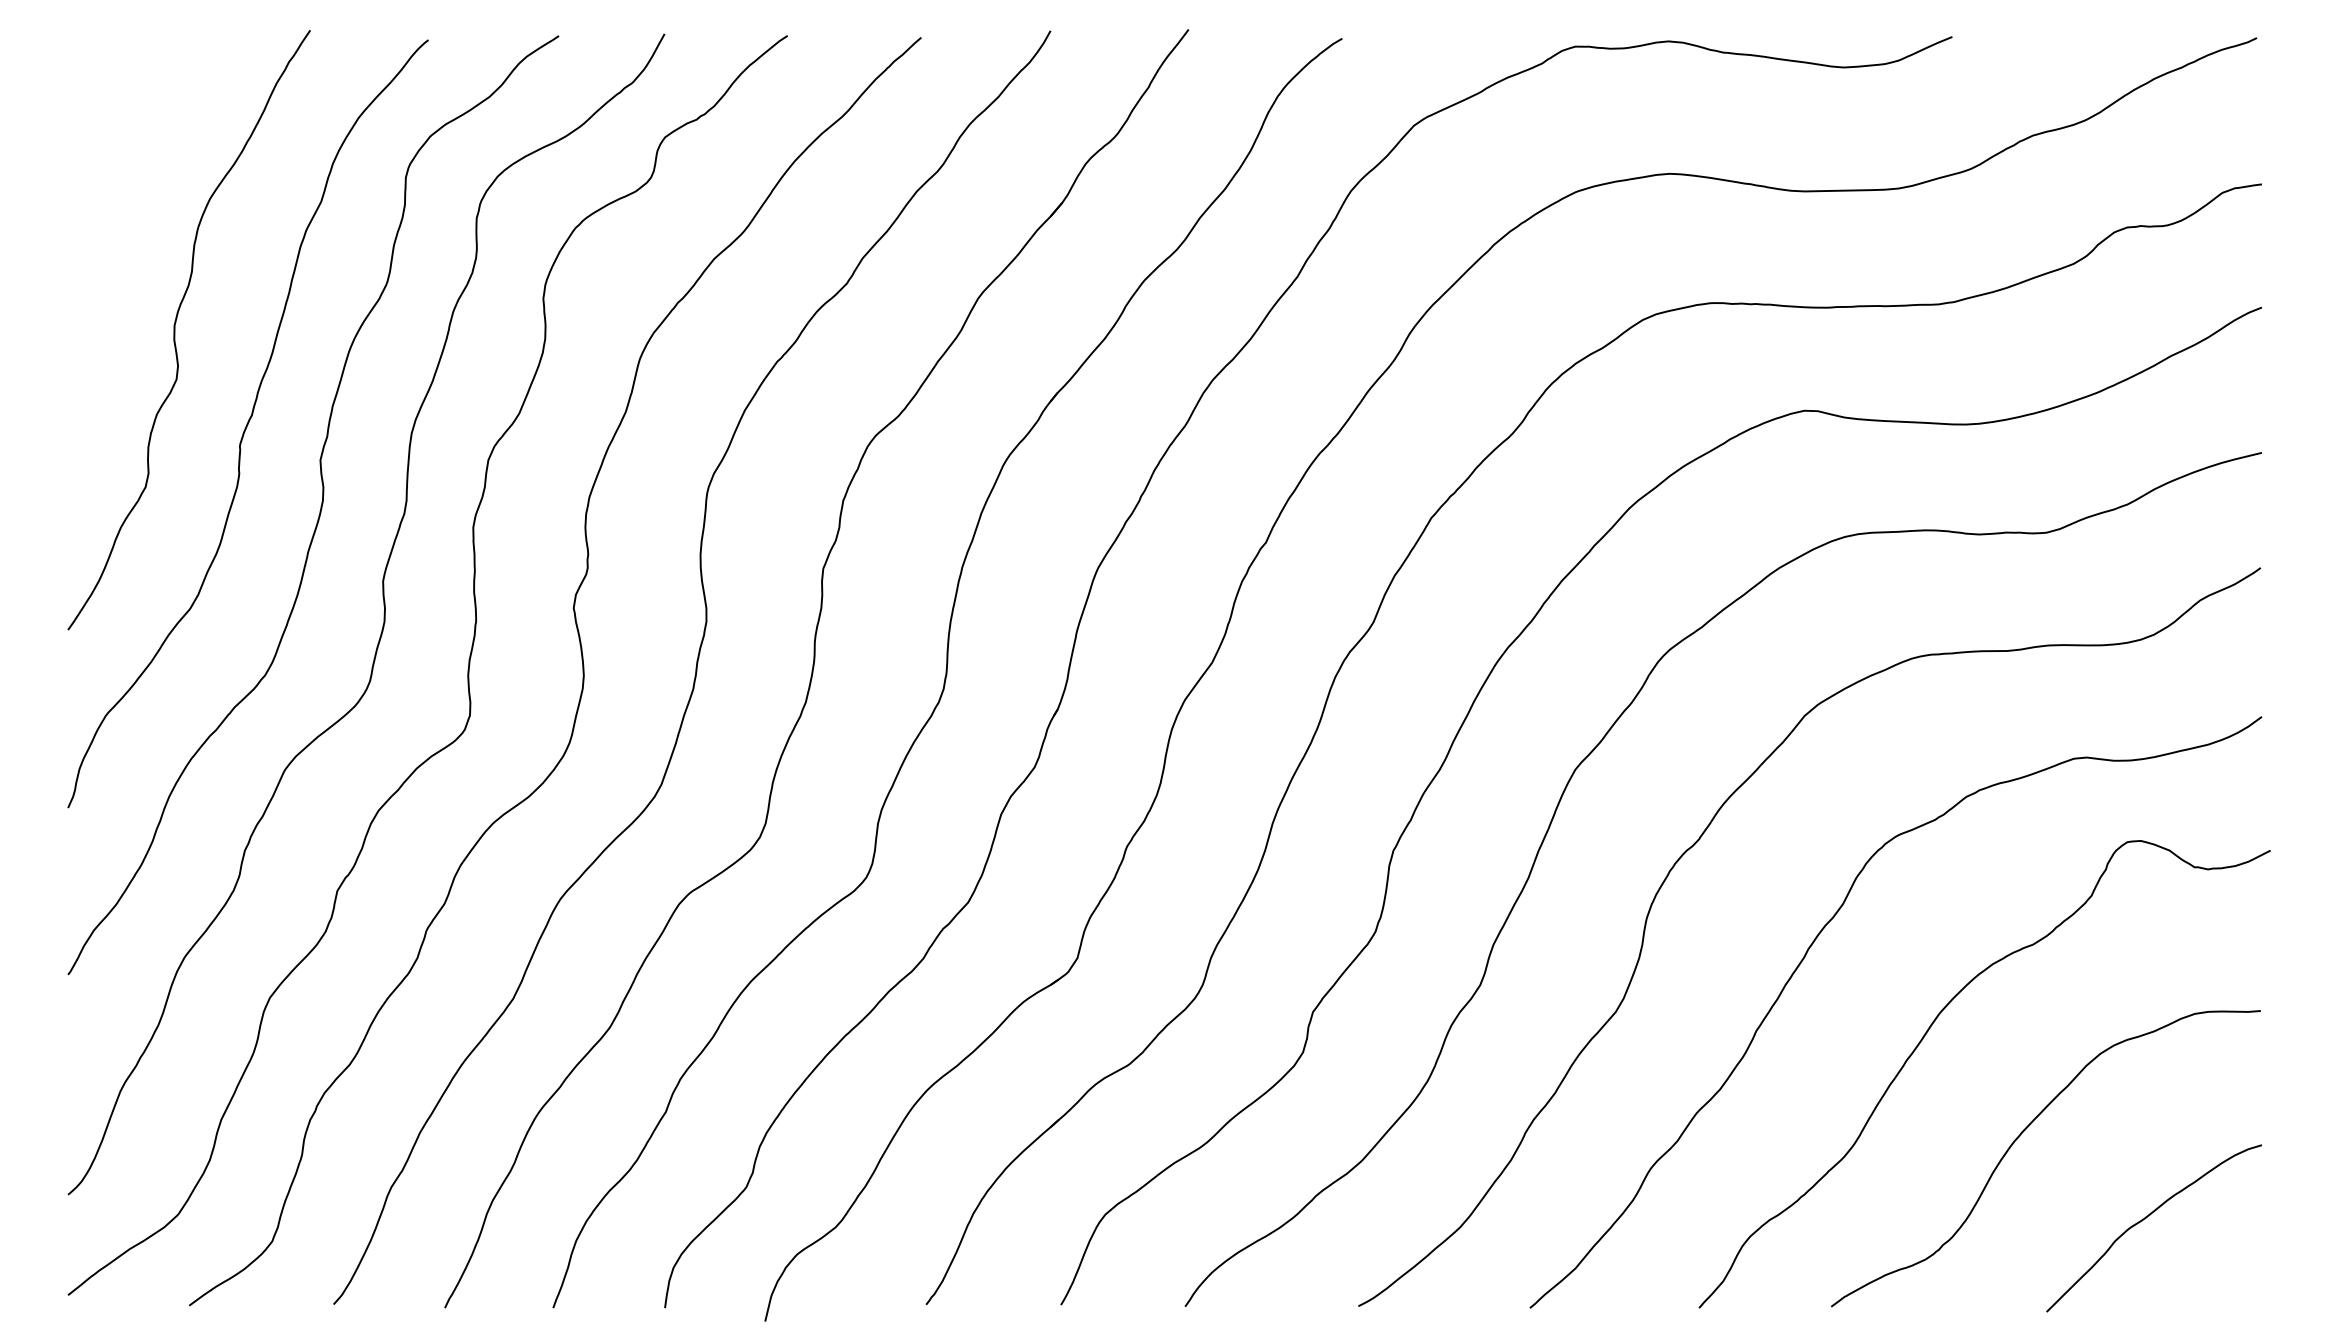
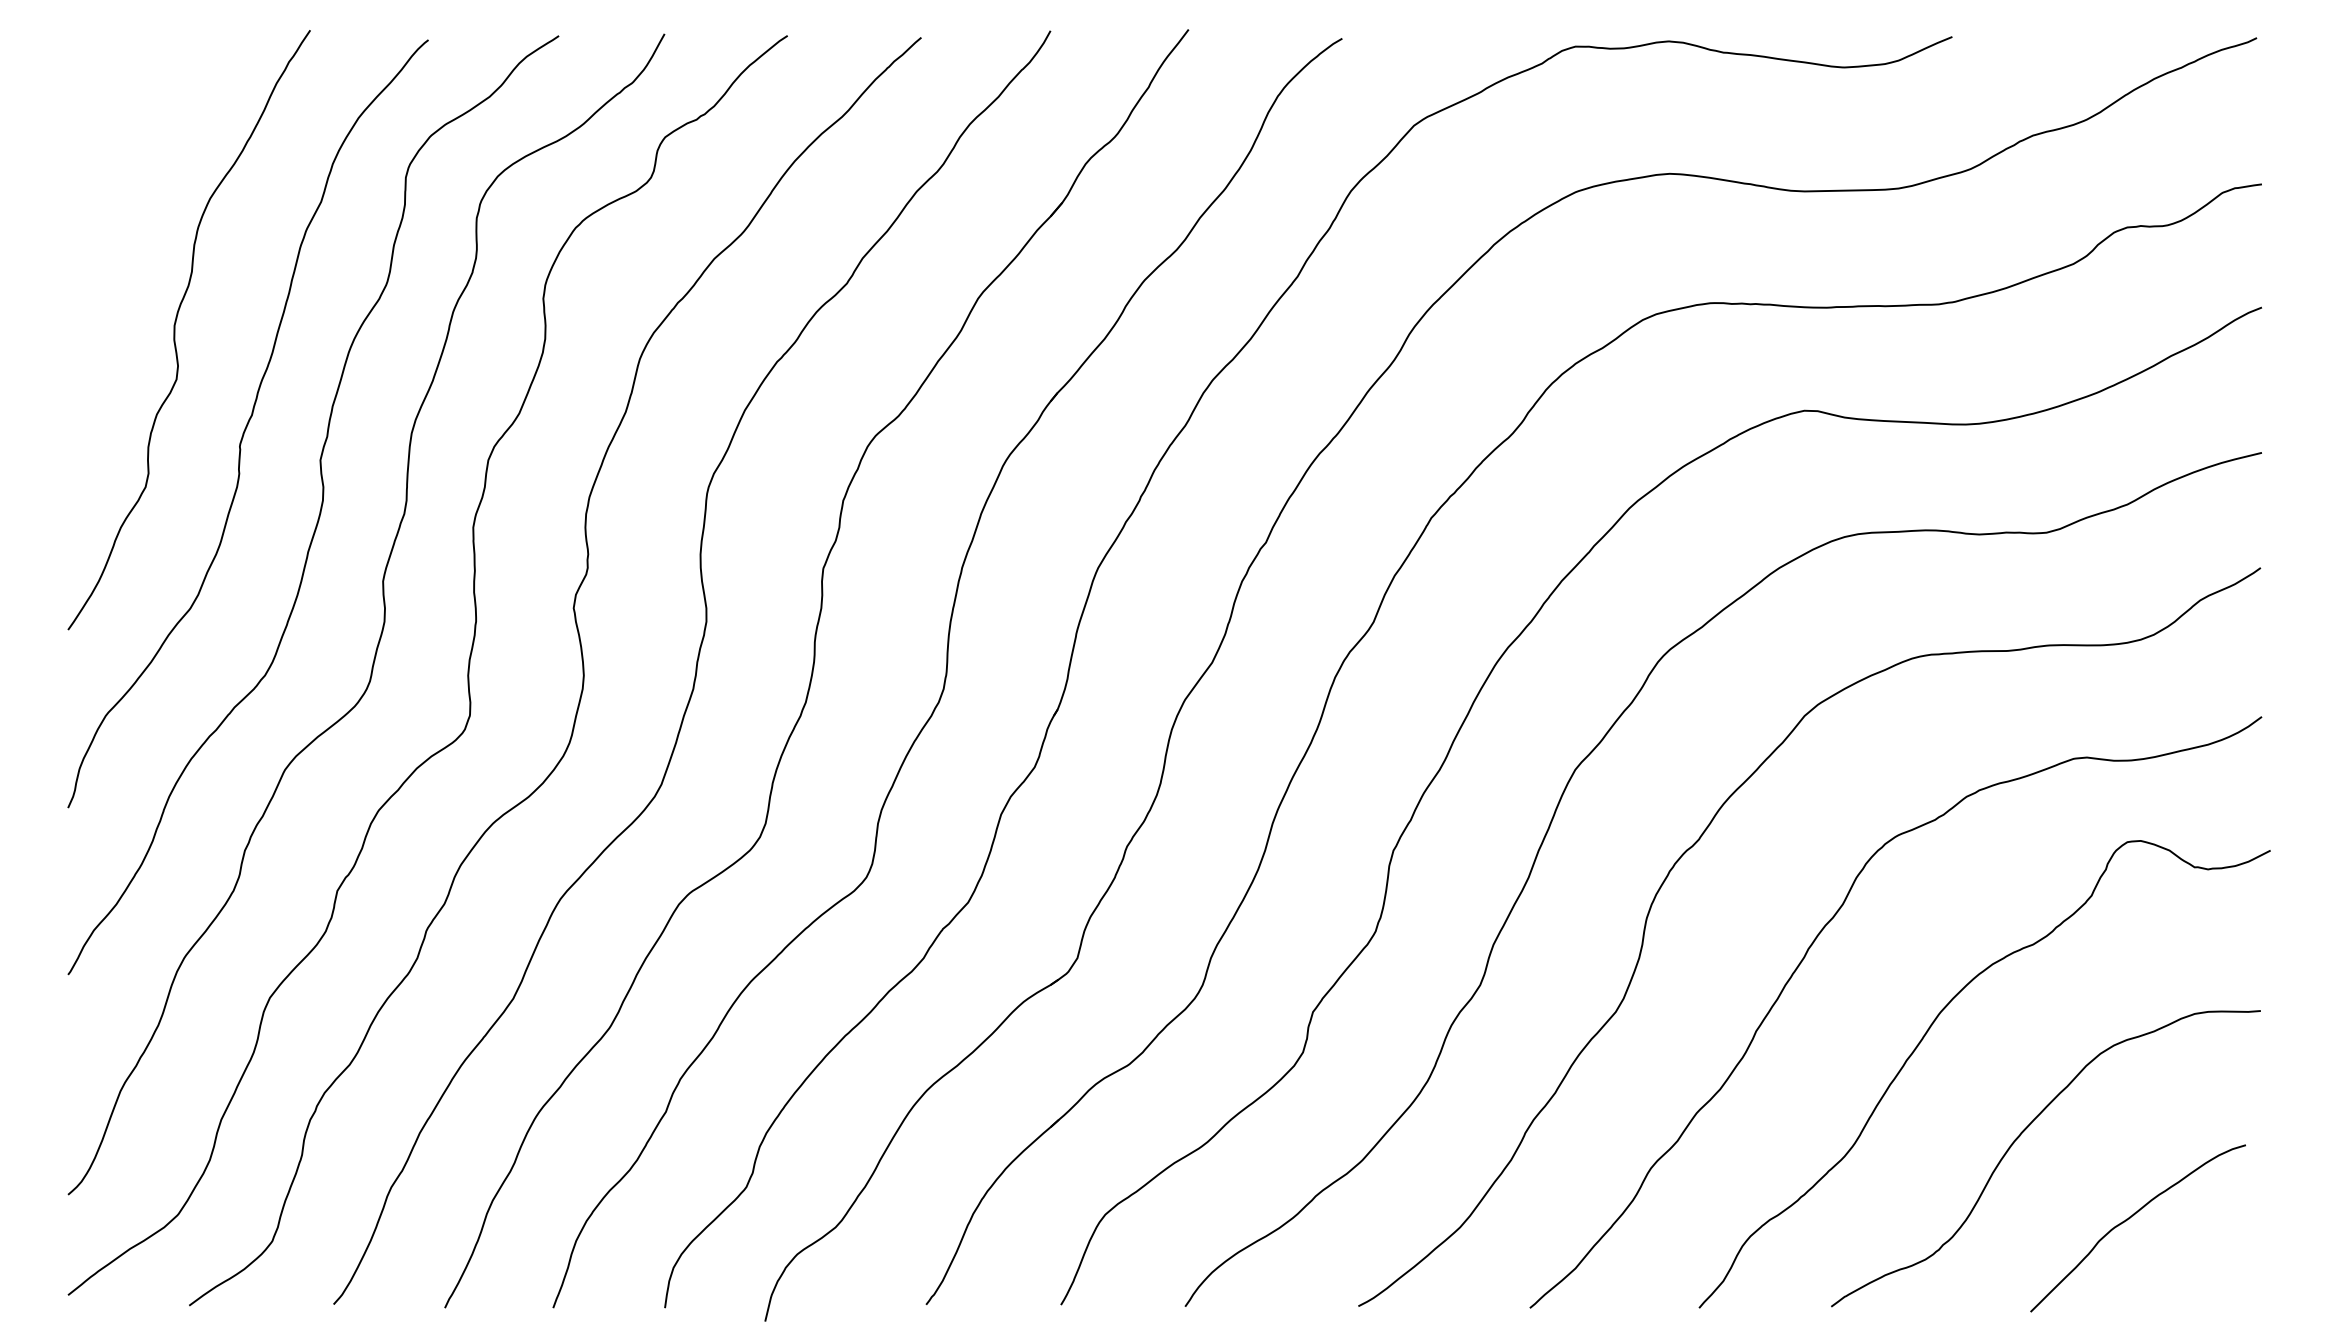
curve position: (2145, 1219) -> (2129, 1219) (2129, 1219)
